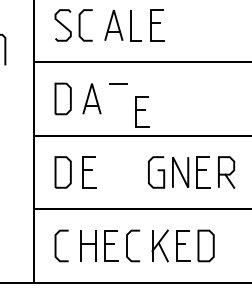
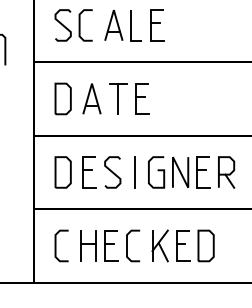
line: none -> present (118, 98)
part position: (142, 111) -> (142, 98) (142, 98)
curve: none -> present (112, 172)
line: none -> present (135, 172)
